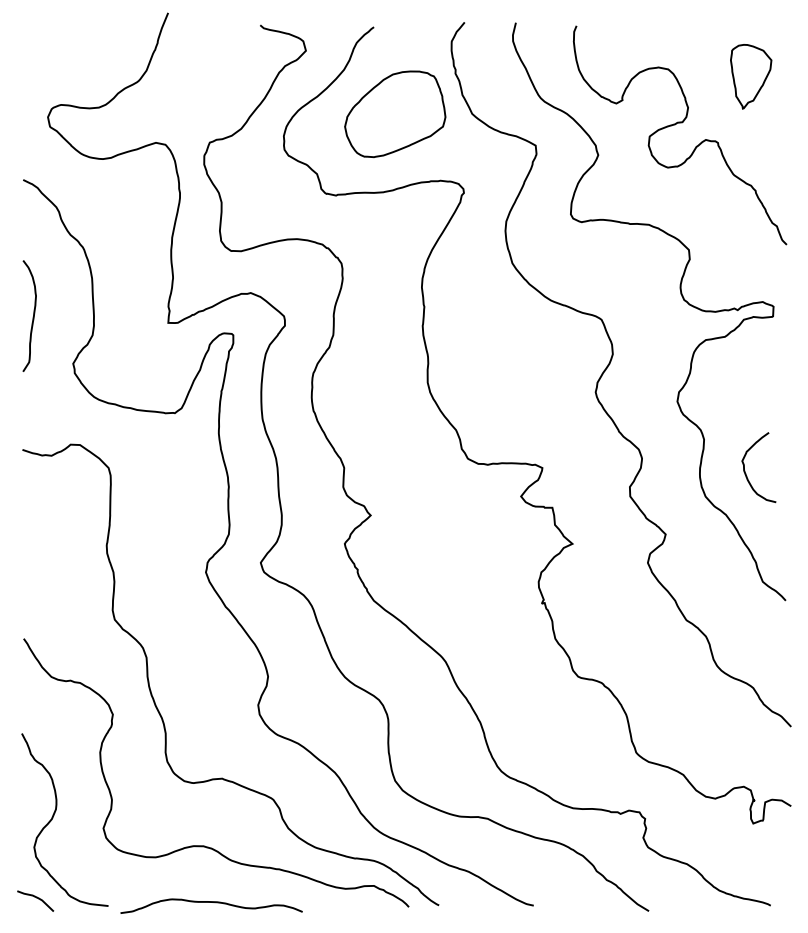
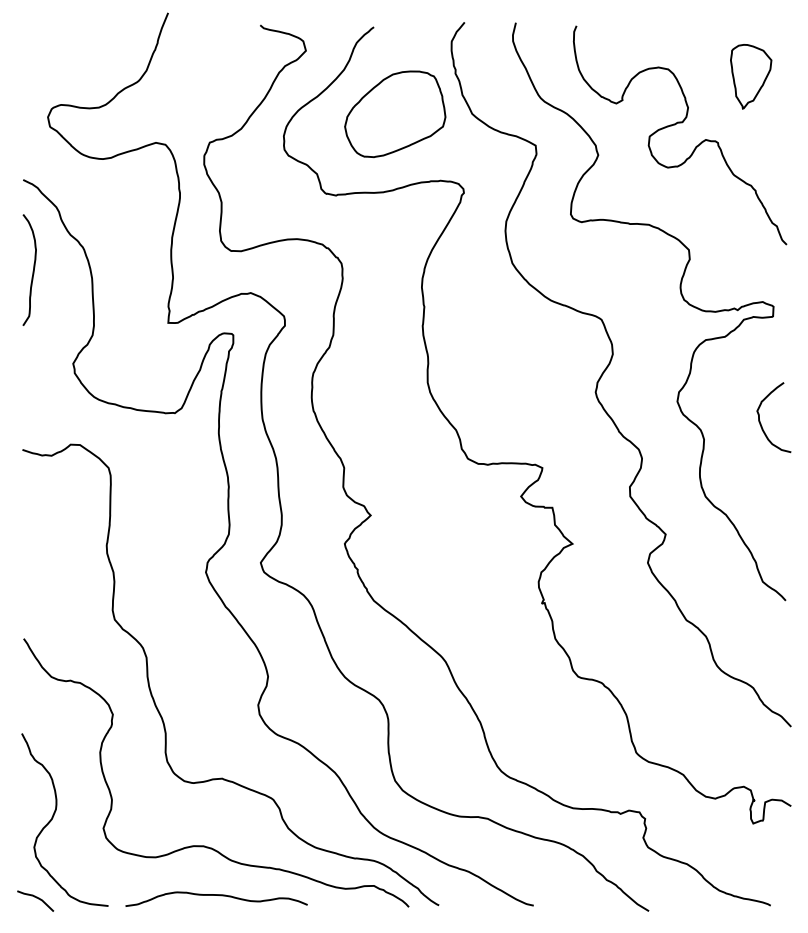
curve position: (32, 317) -> (32, 271) (32, 271)
curve position: (745, 470) -> (760, 420) (760, 420)
curve position: (211, 902) -> (216, 895) (216, 895)
